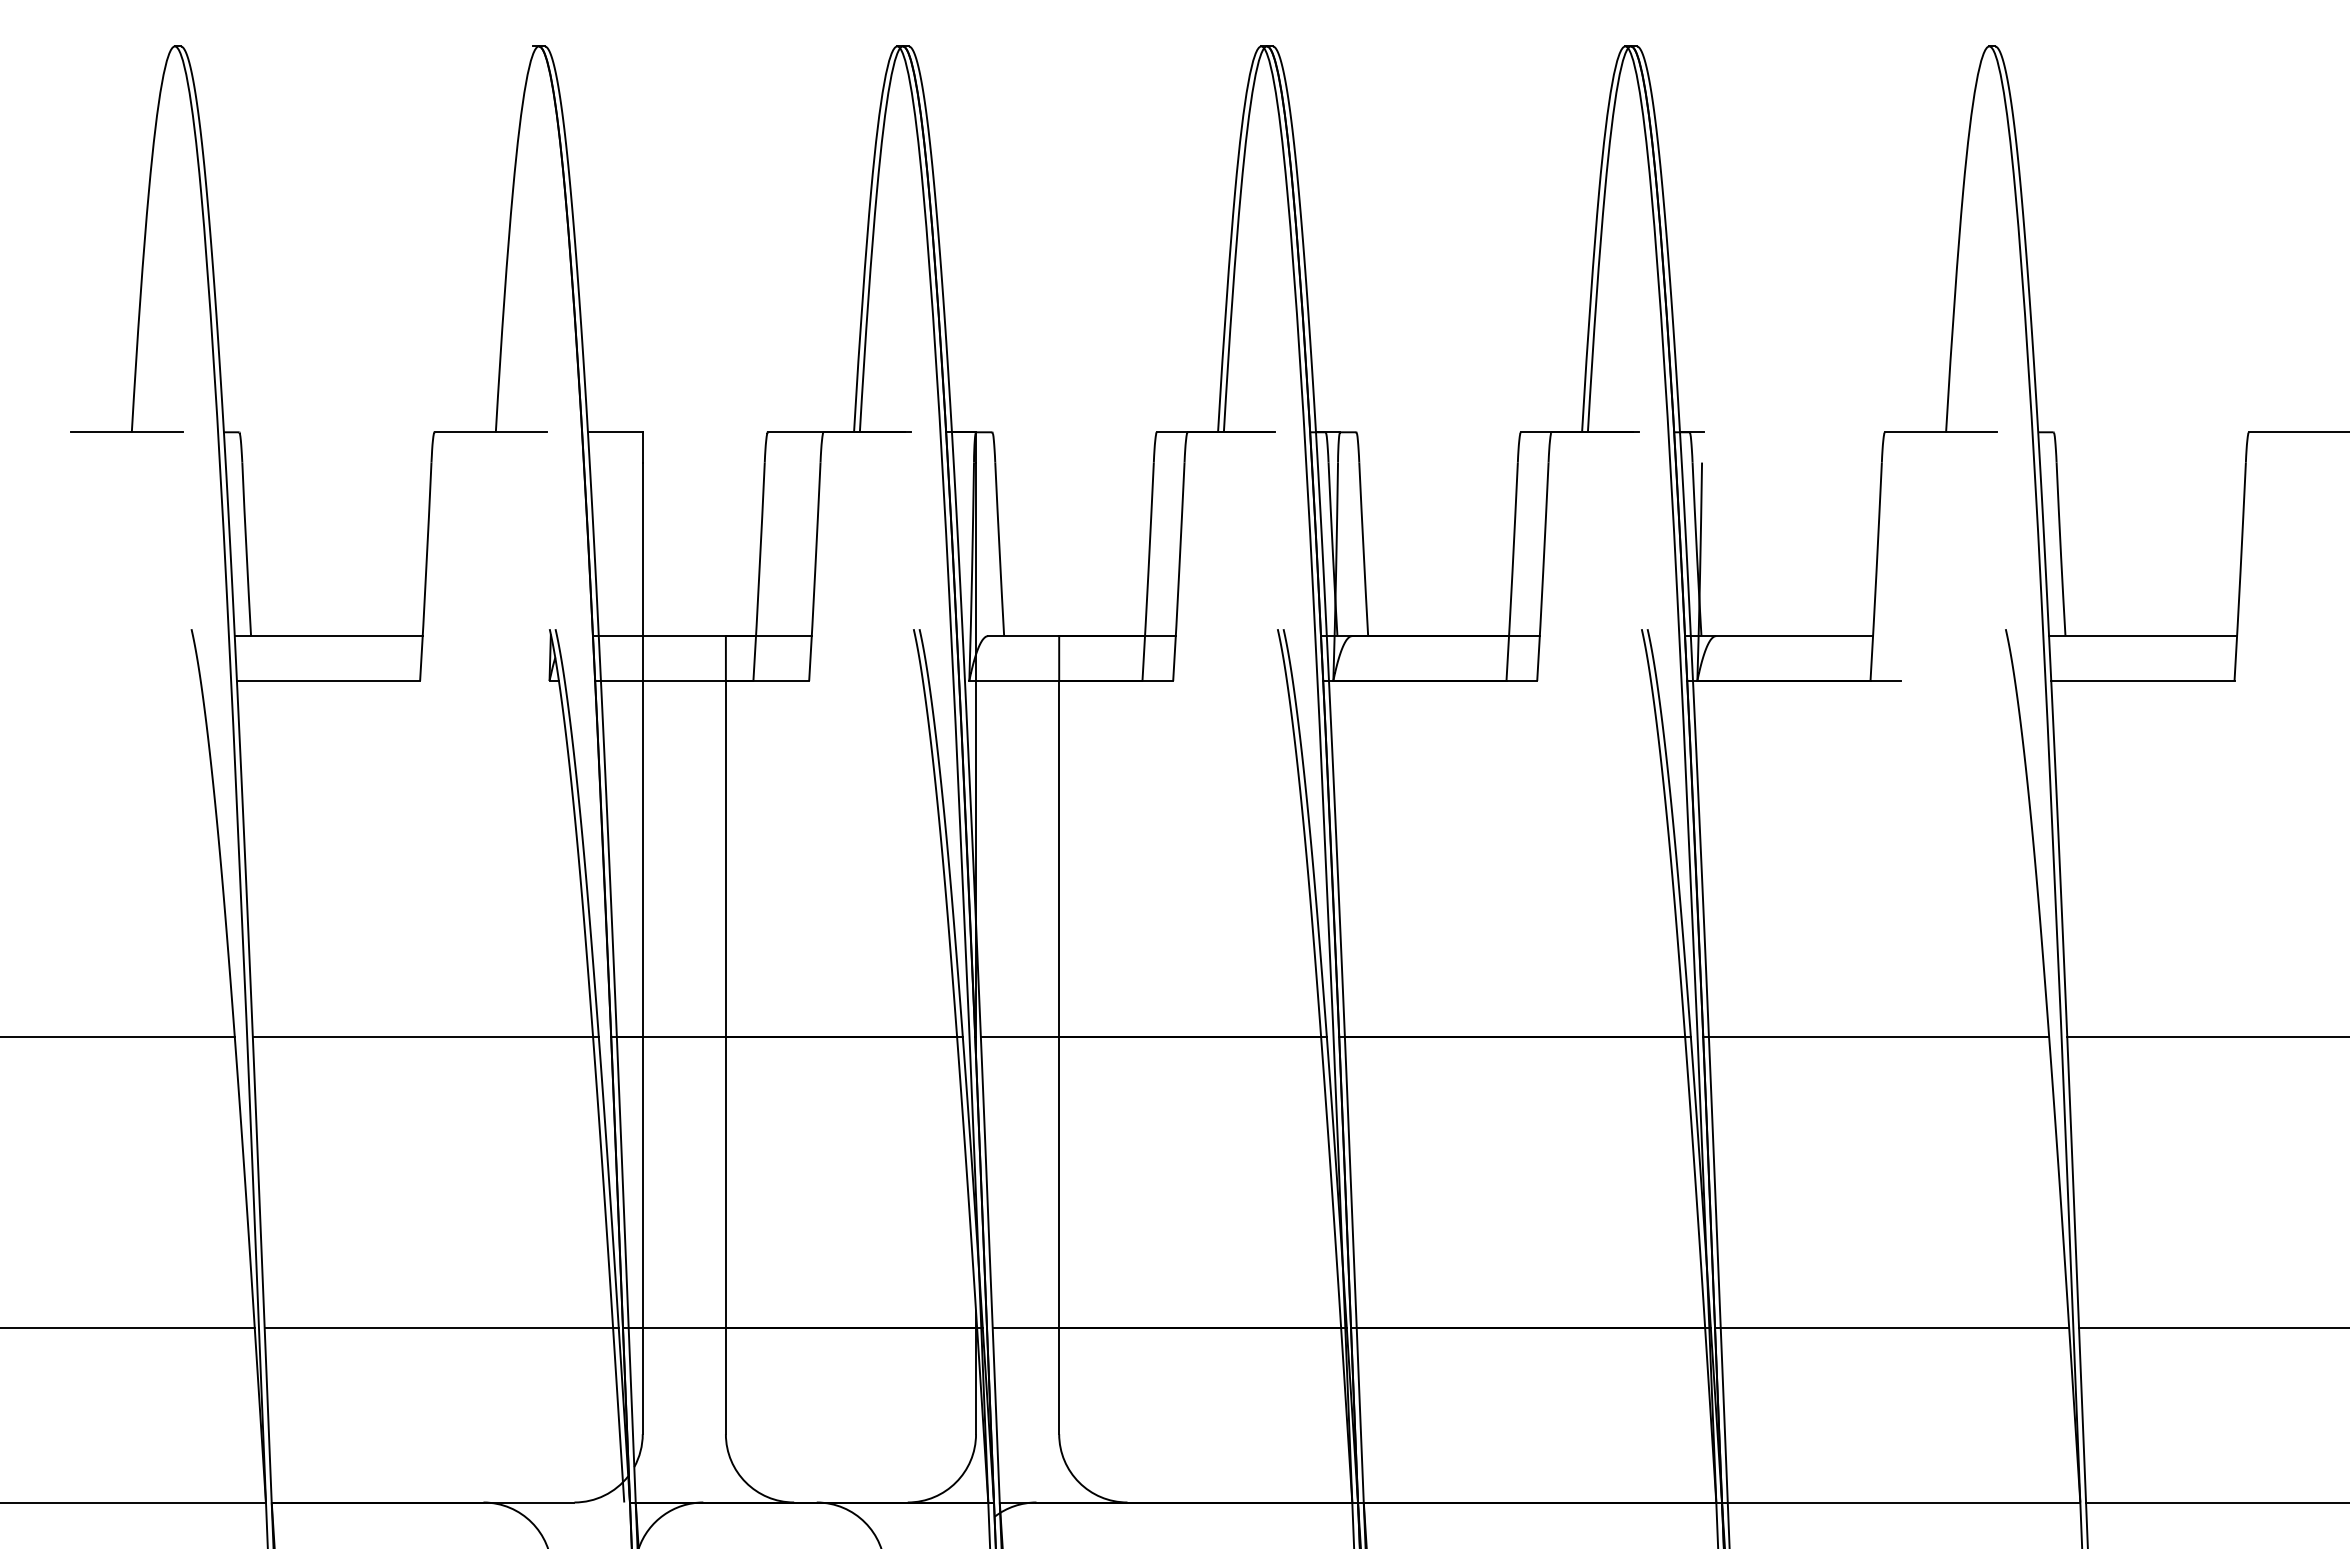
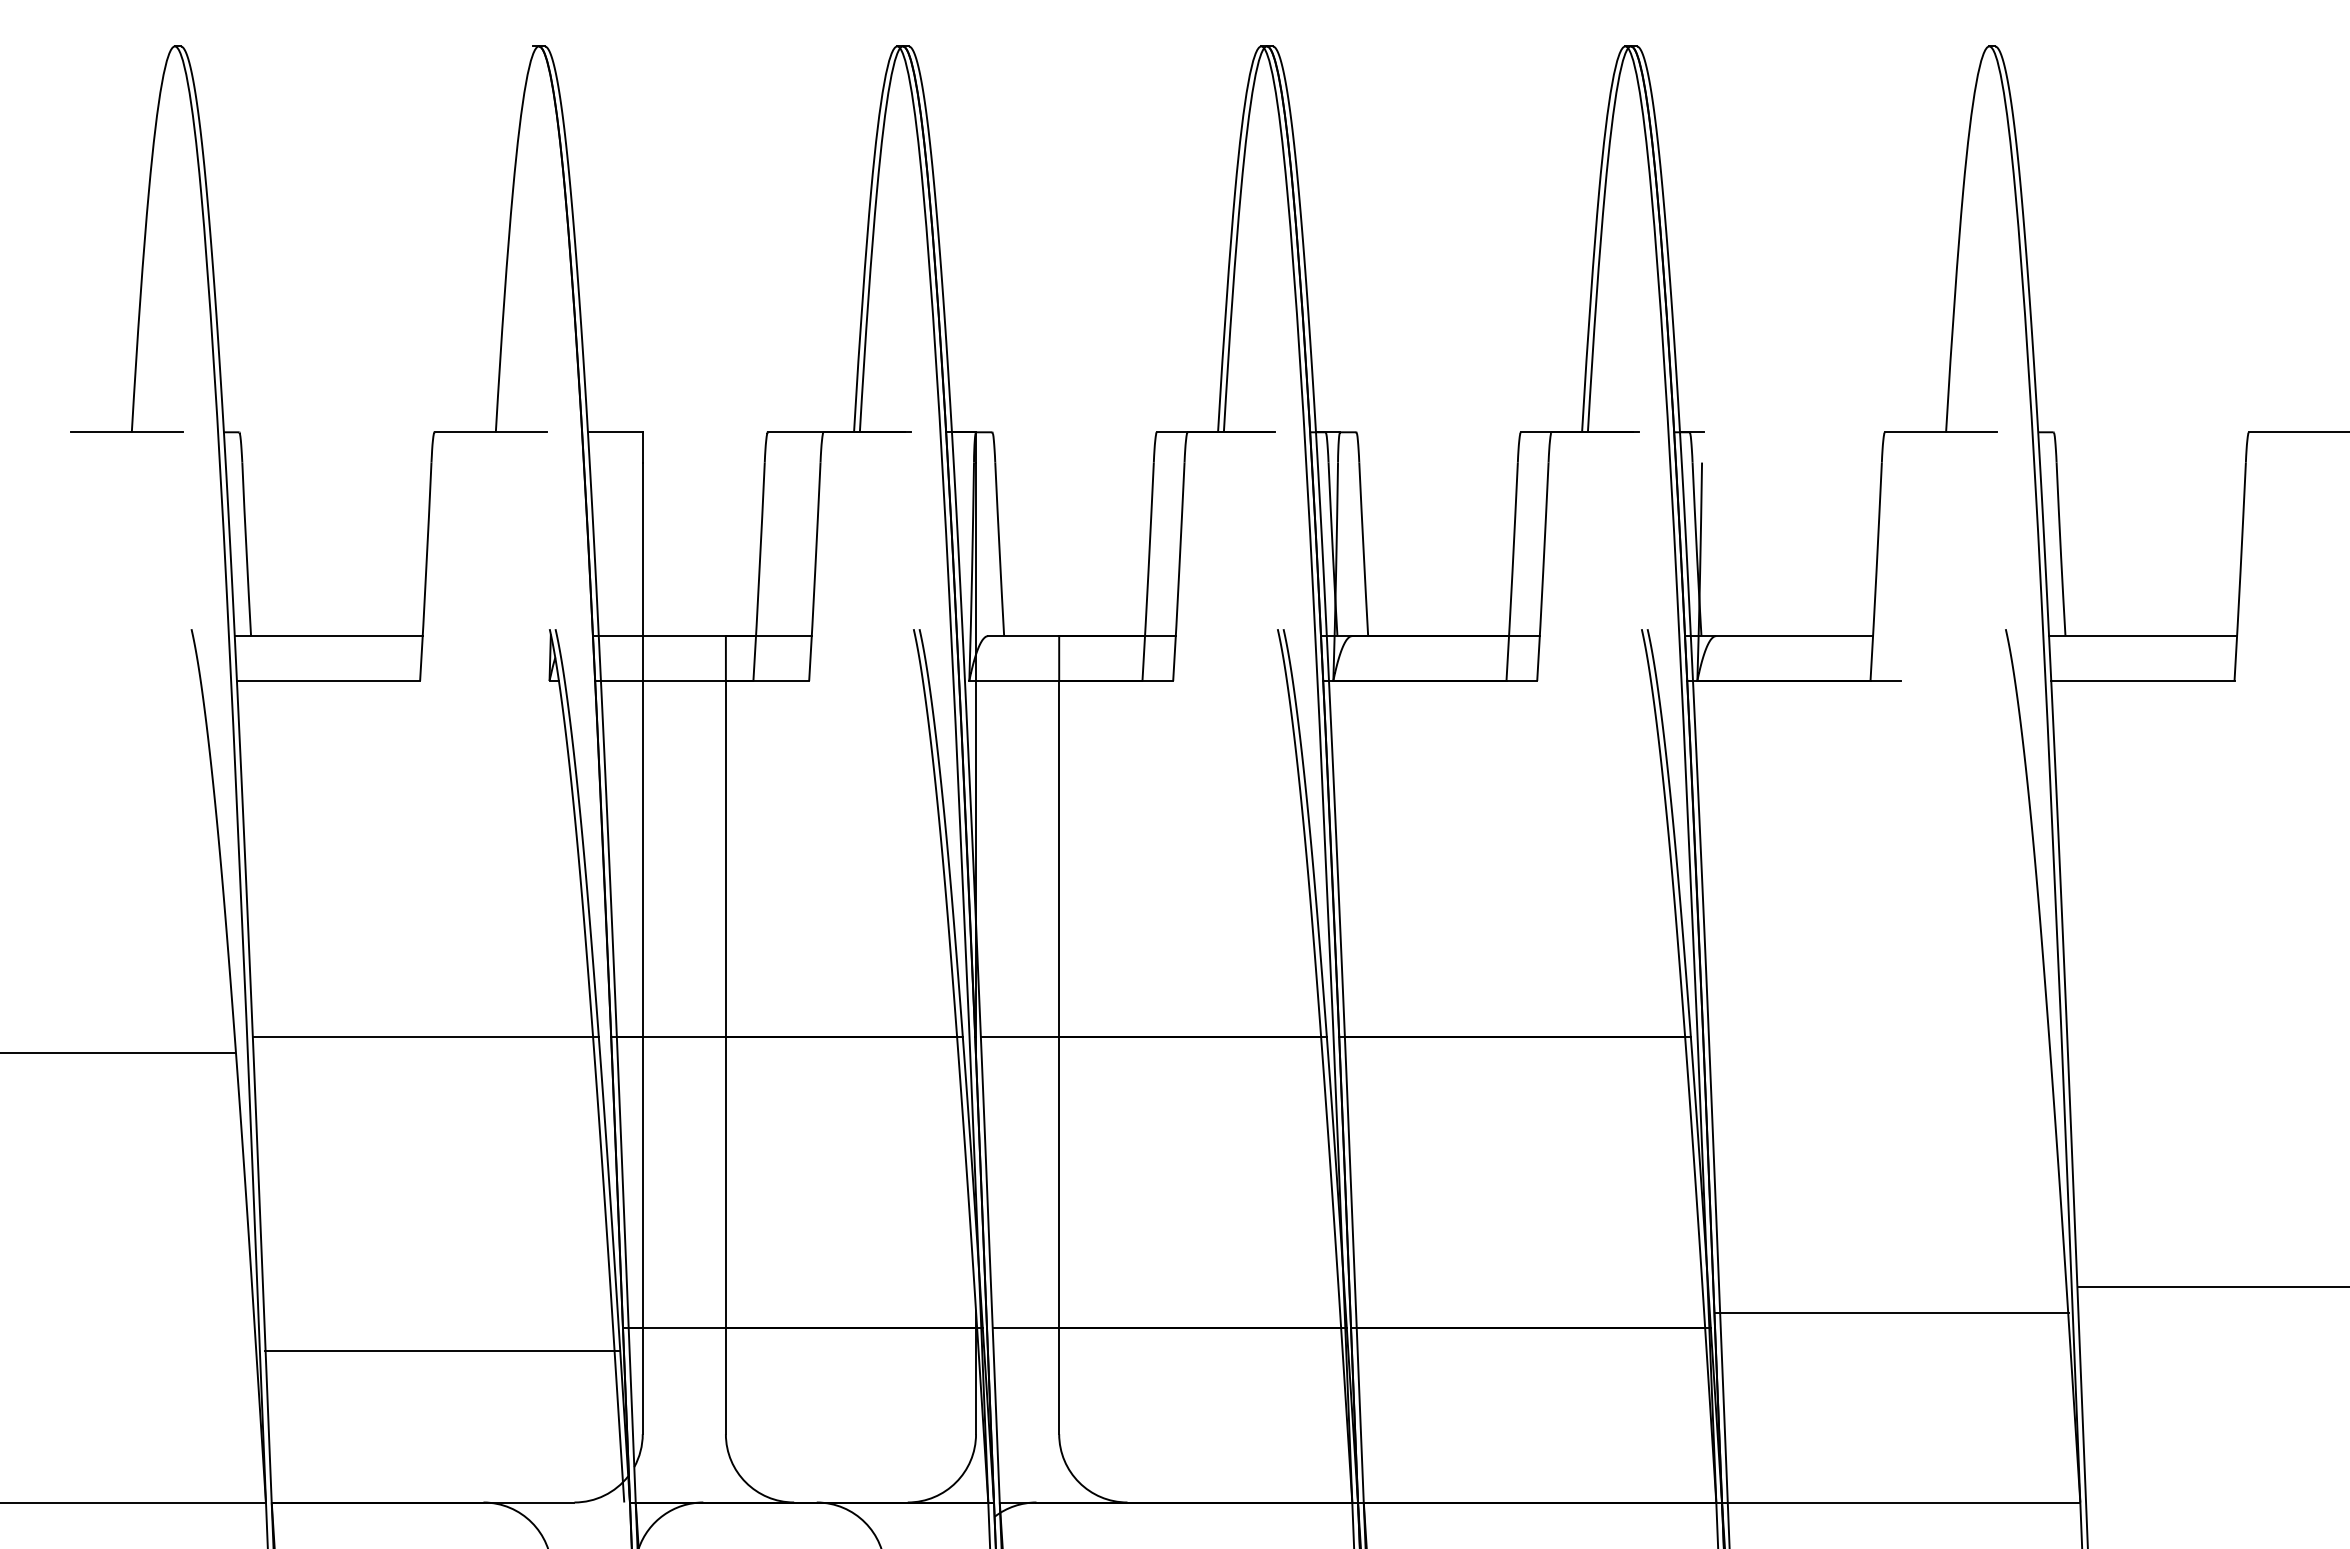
line position: (118, 1036) -> (118, 1052) (118, 1052)
line: present -> none (1876, 1036)
line: present -> none (2206, 1036)
line: present -> none (128, 1327)
line position: (441, 1327) -> (441, 1350) (441, 1350)
line position: (1892, 1327) -> (1892, 1312) (1892, 1312)
line position: (2212, 1327) -> (2212, 1286) (2212, 1286)
line: present -> none (2216, 1502)
